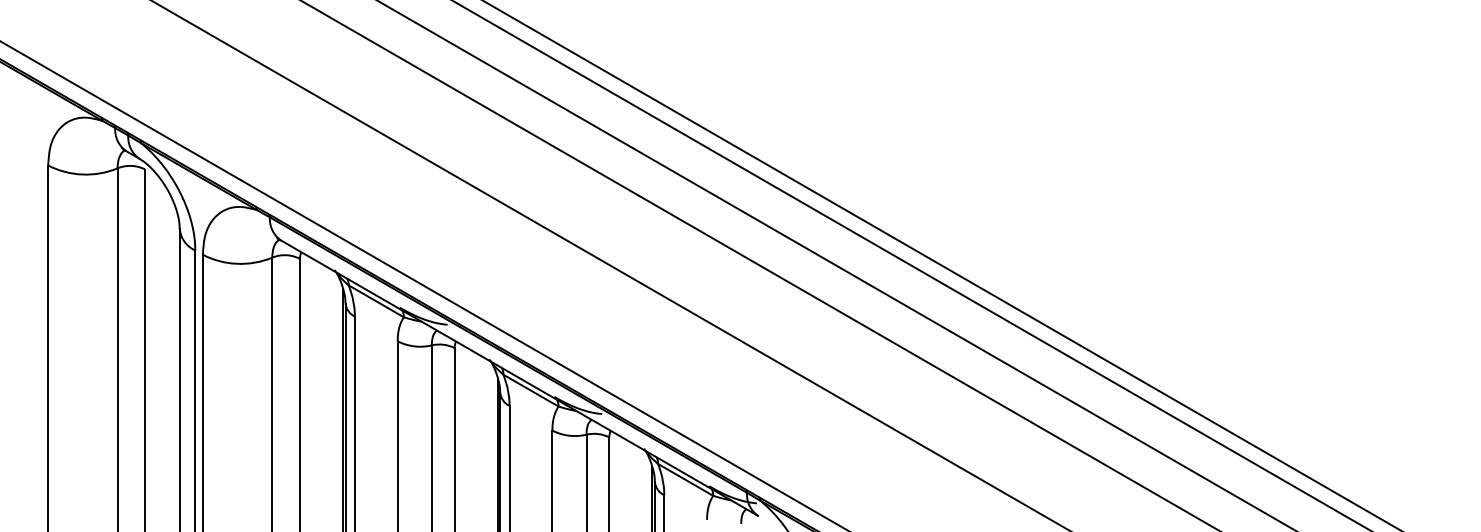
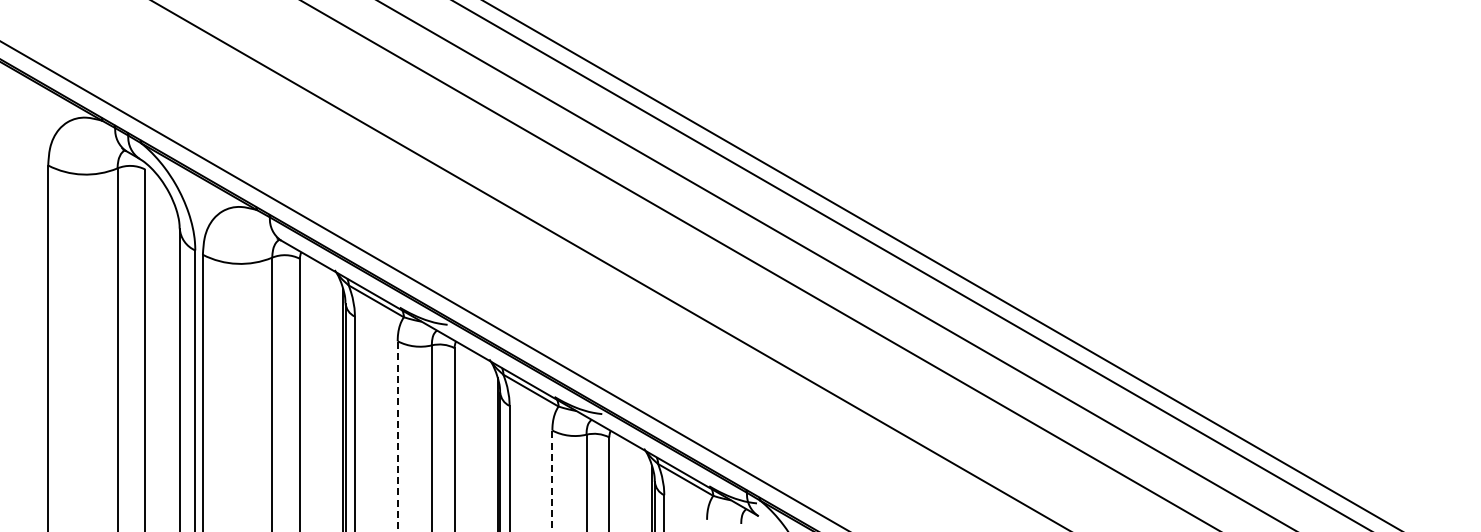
line: solid -> dashed (397, 436)
line: solid -> dashed (552, 480)
